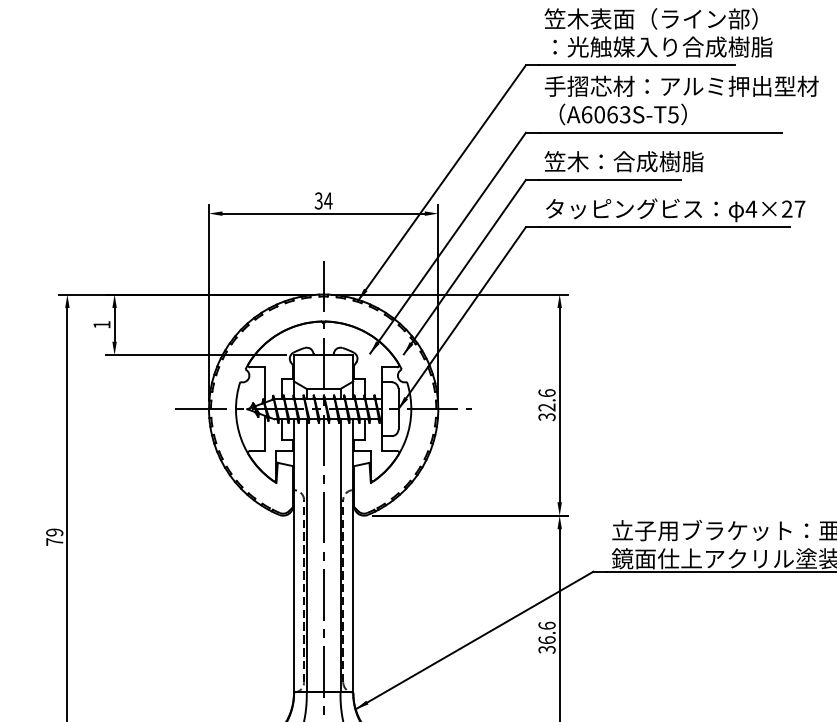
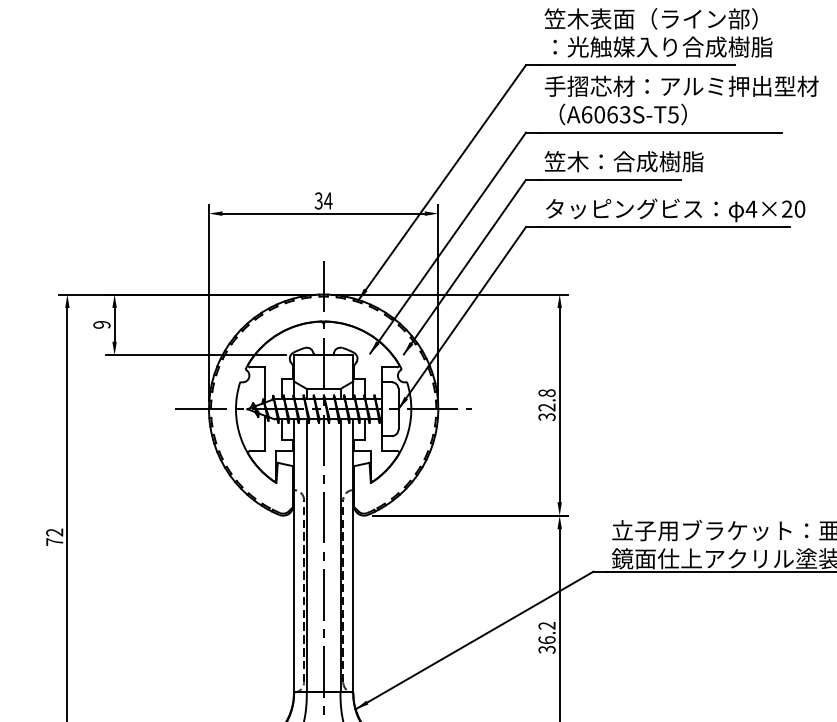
text: 4×27 -> 4×20 (799, 208)
text: 1 -> 9 (101, 324)
text: 32.6 -> 32.8 (546, 393)
text: 79 -> 72 (54, 532)
text: 36.6 -> 36.2 (546, 625)
